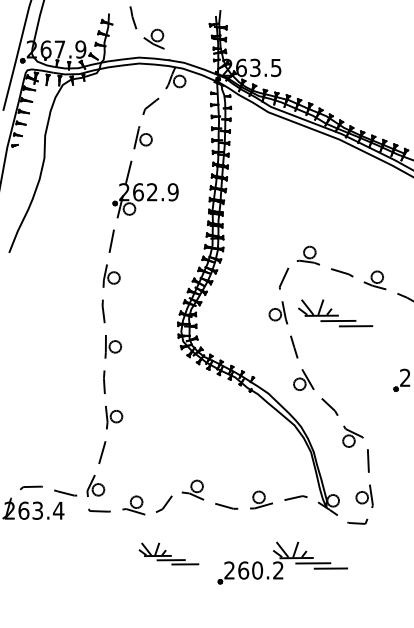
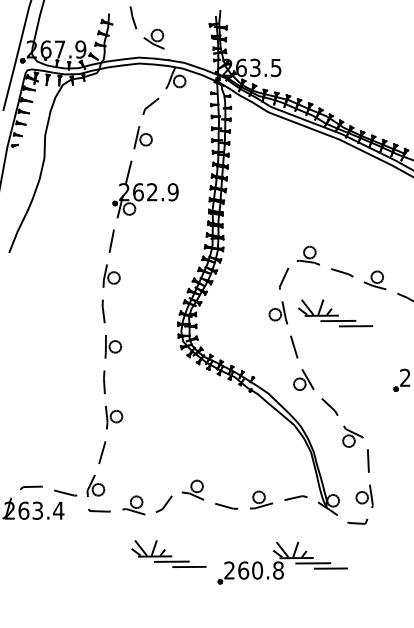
part size: 62x24 px -> 76x28 px (168, 553)
text: 260.2 -> 260.8 (278, 570)
